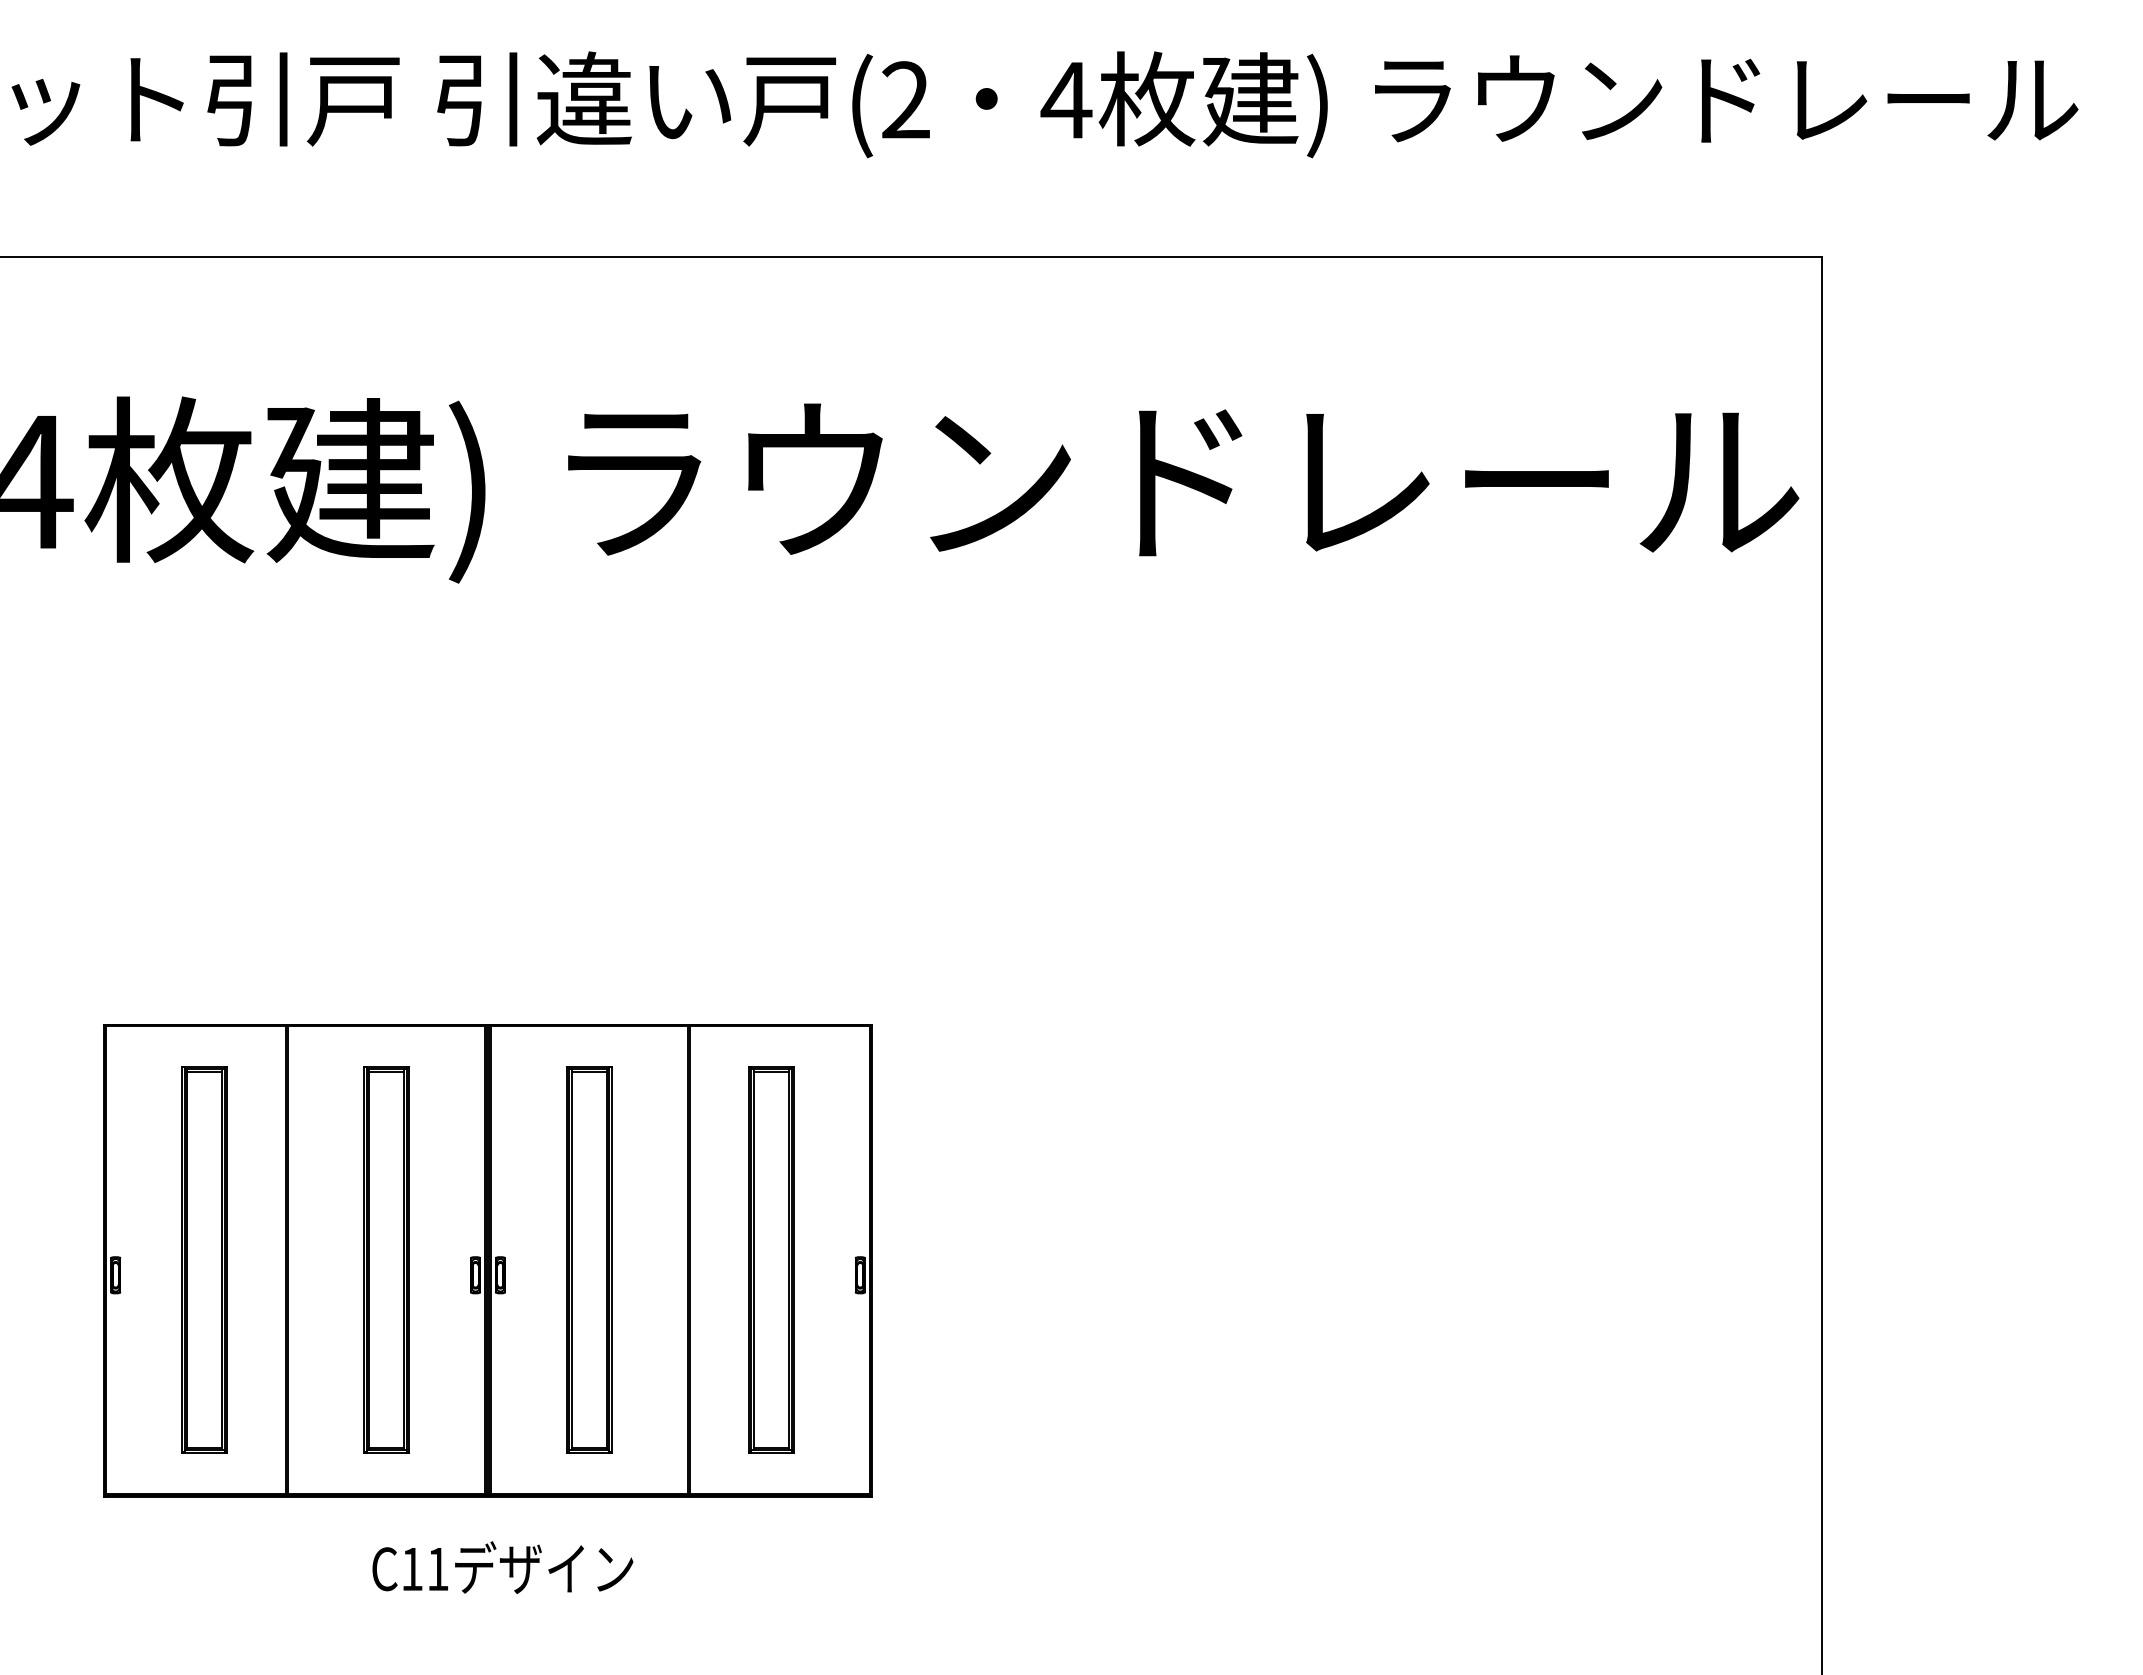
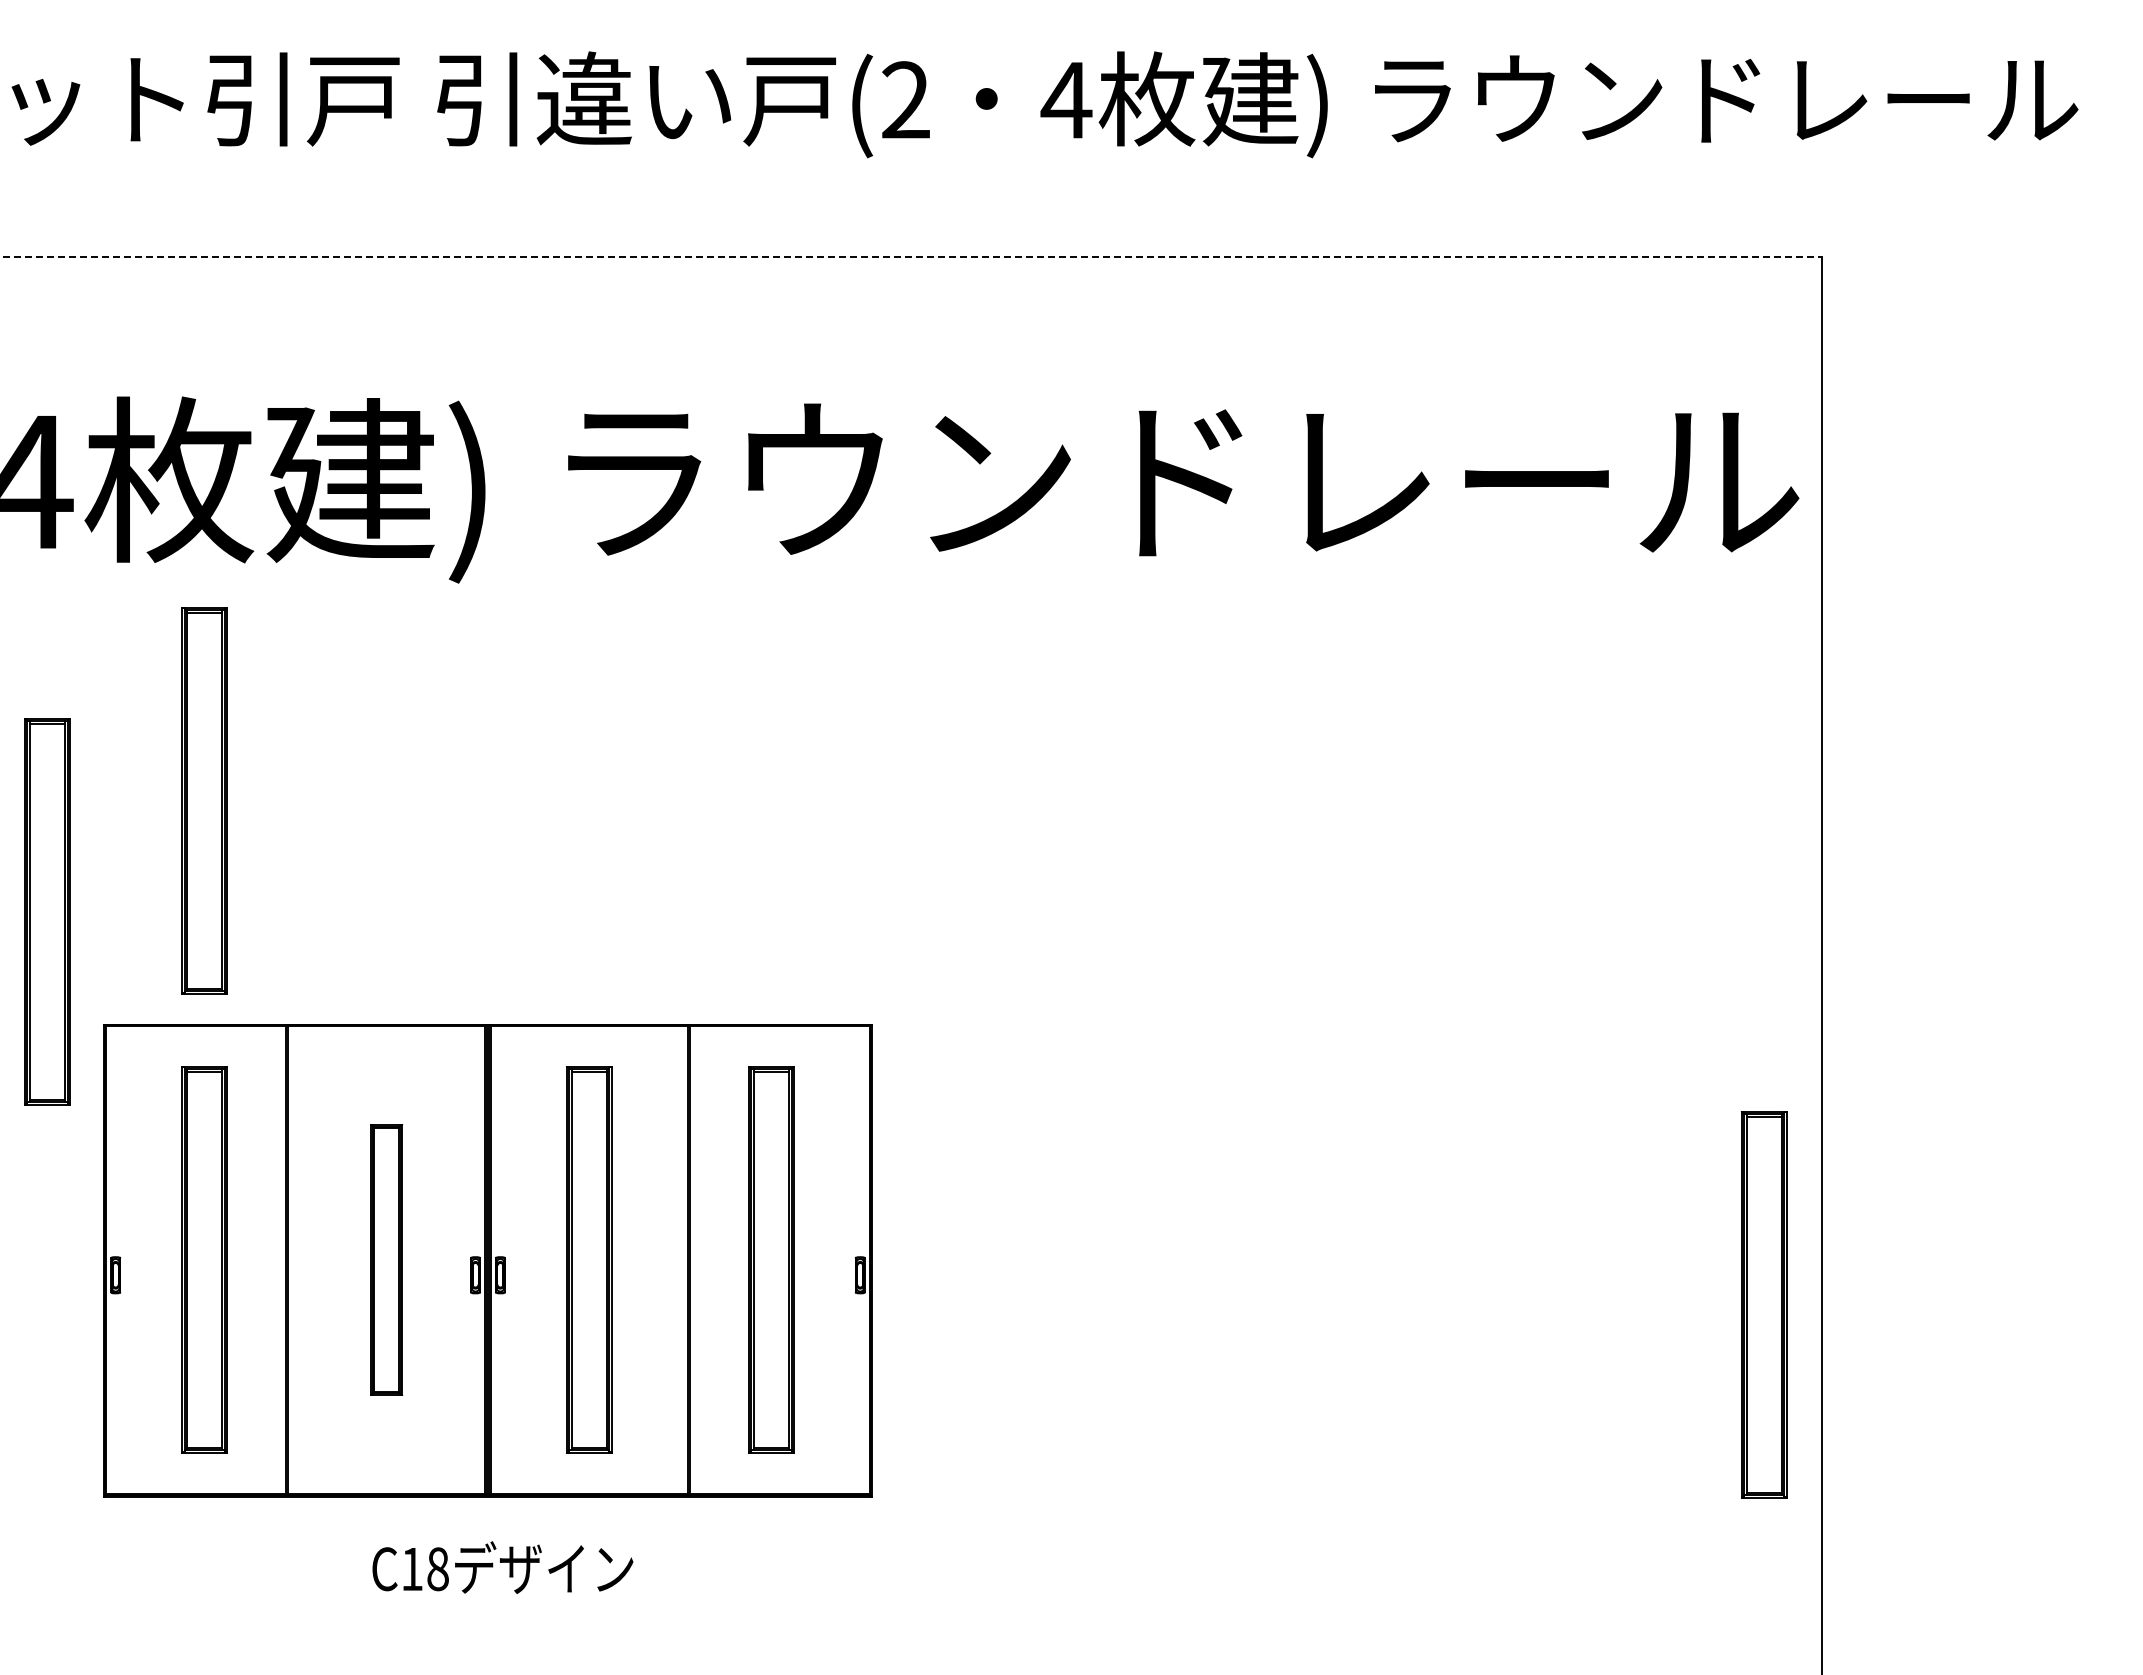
line: solid -> dashed (911, 257)
part: none -> present (204, 800)
part: none -> present (47, 911)
part size: 47x388 px -> 34x272 px (386, 1259)
part: none -> present (1764, 1304)
text: C11 -> C18 (437, 1569)
